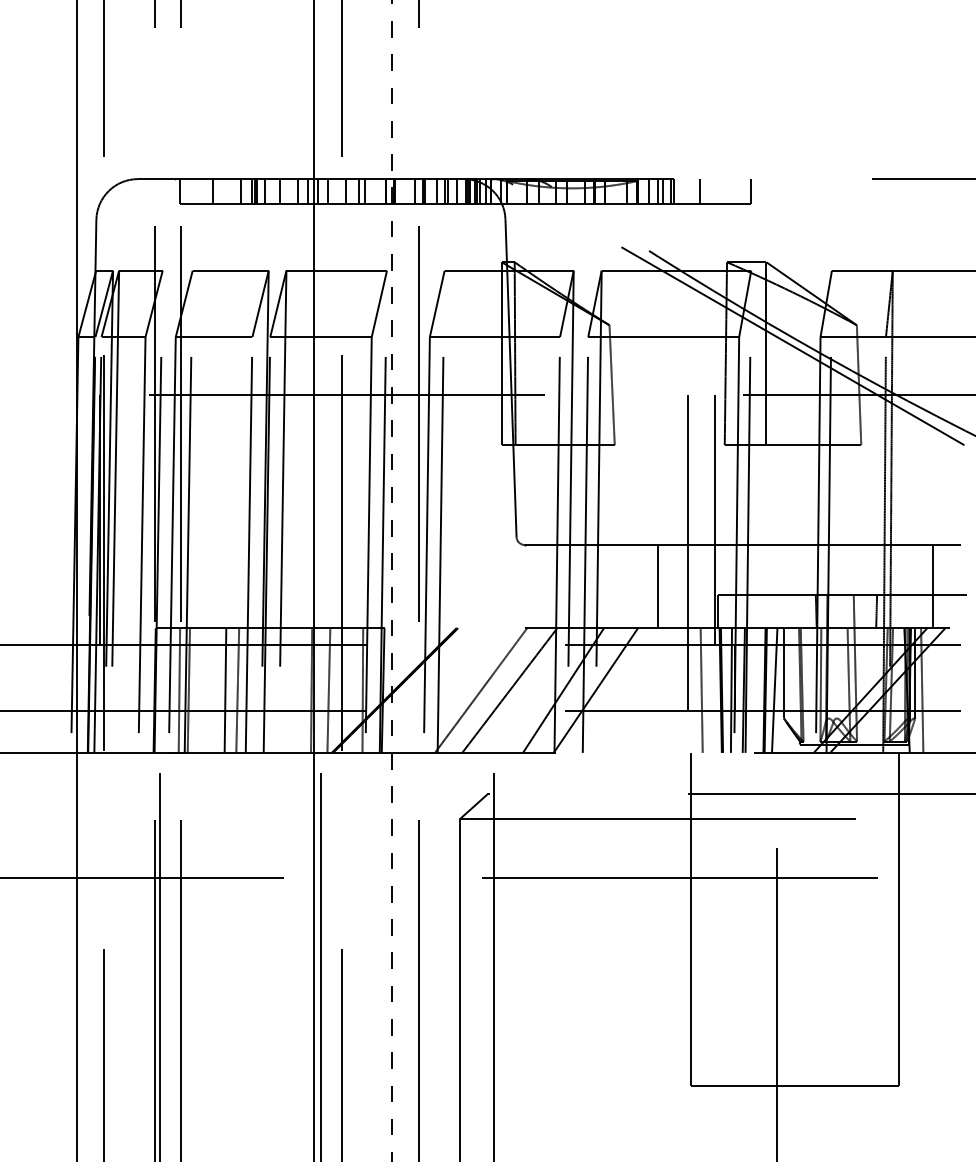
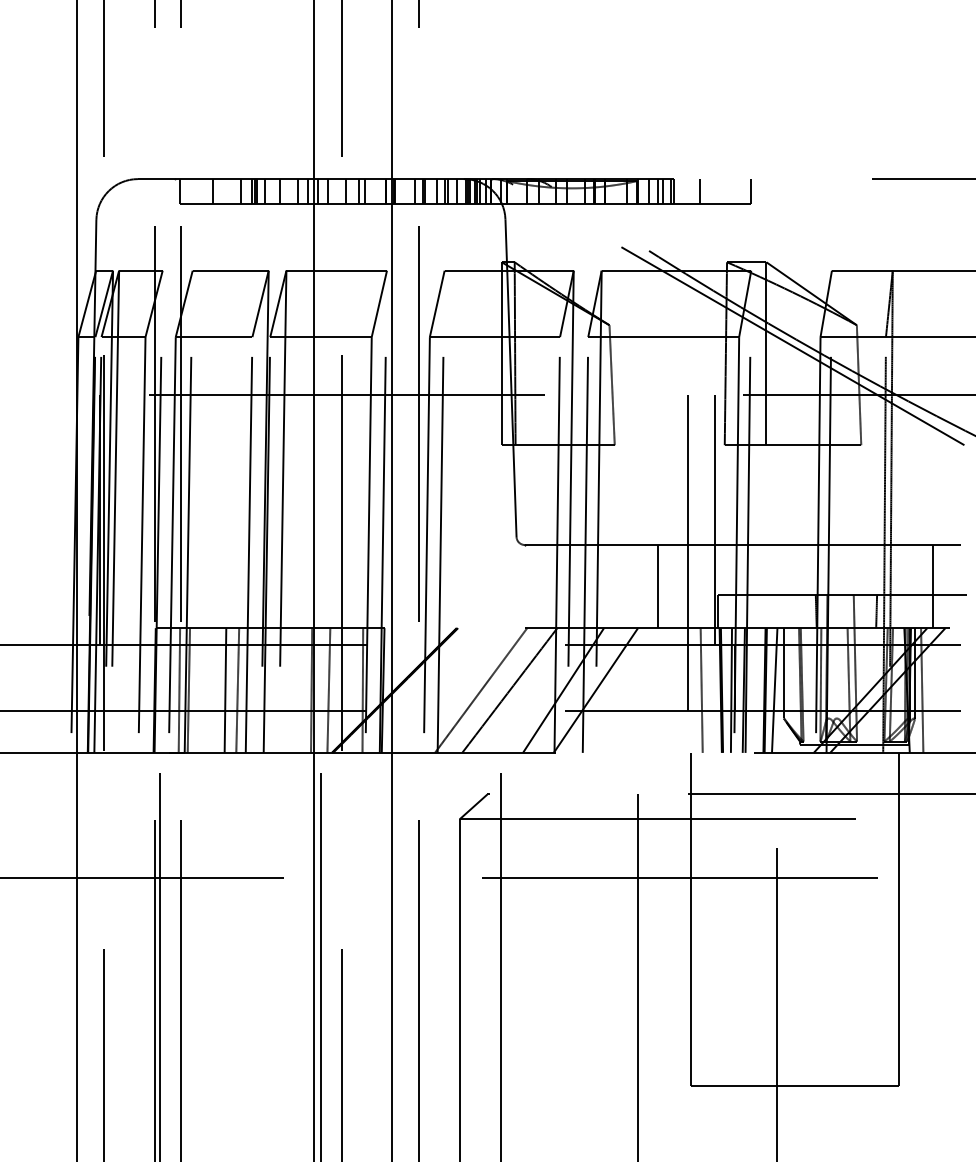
line: dashed -> solid (392, 580)
line position: (493, 955) -> (500, 955) (500, 955)
line: none -> present (637, 976)
